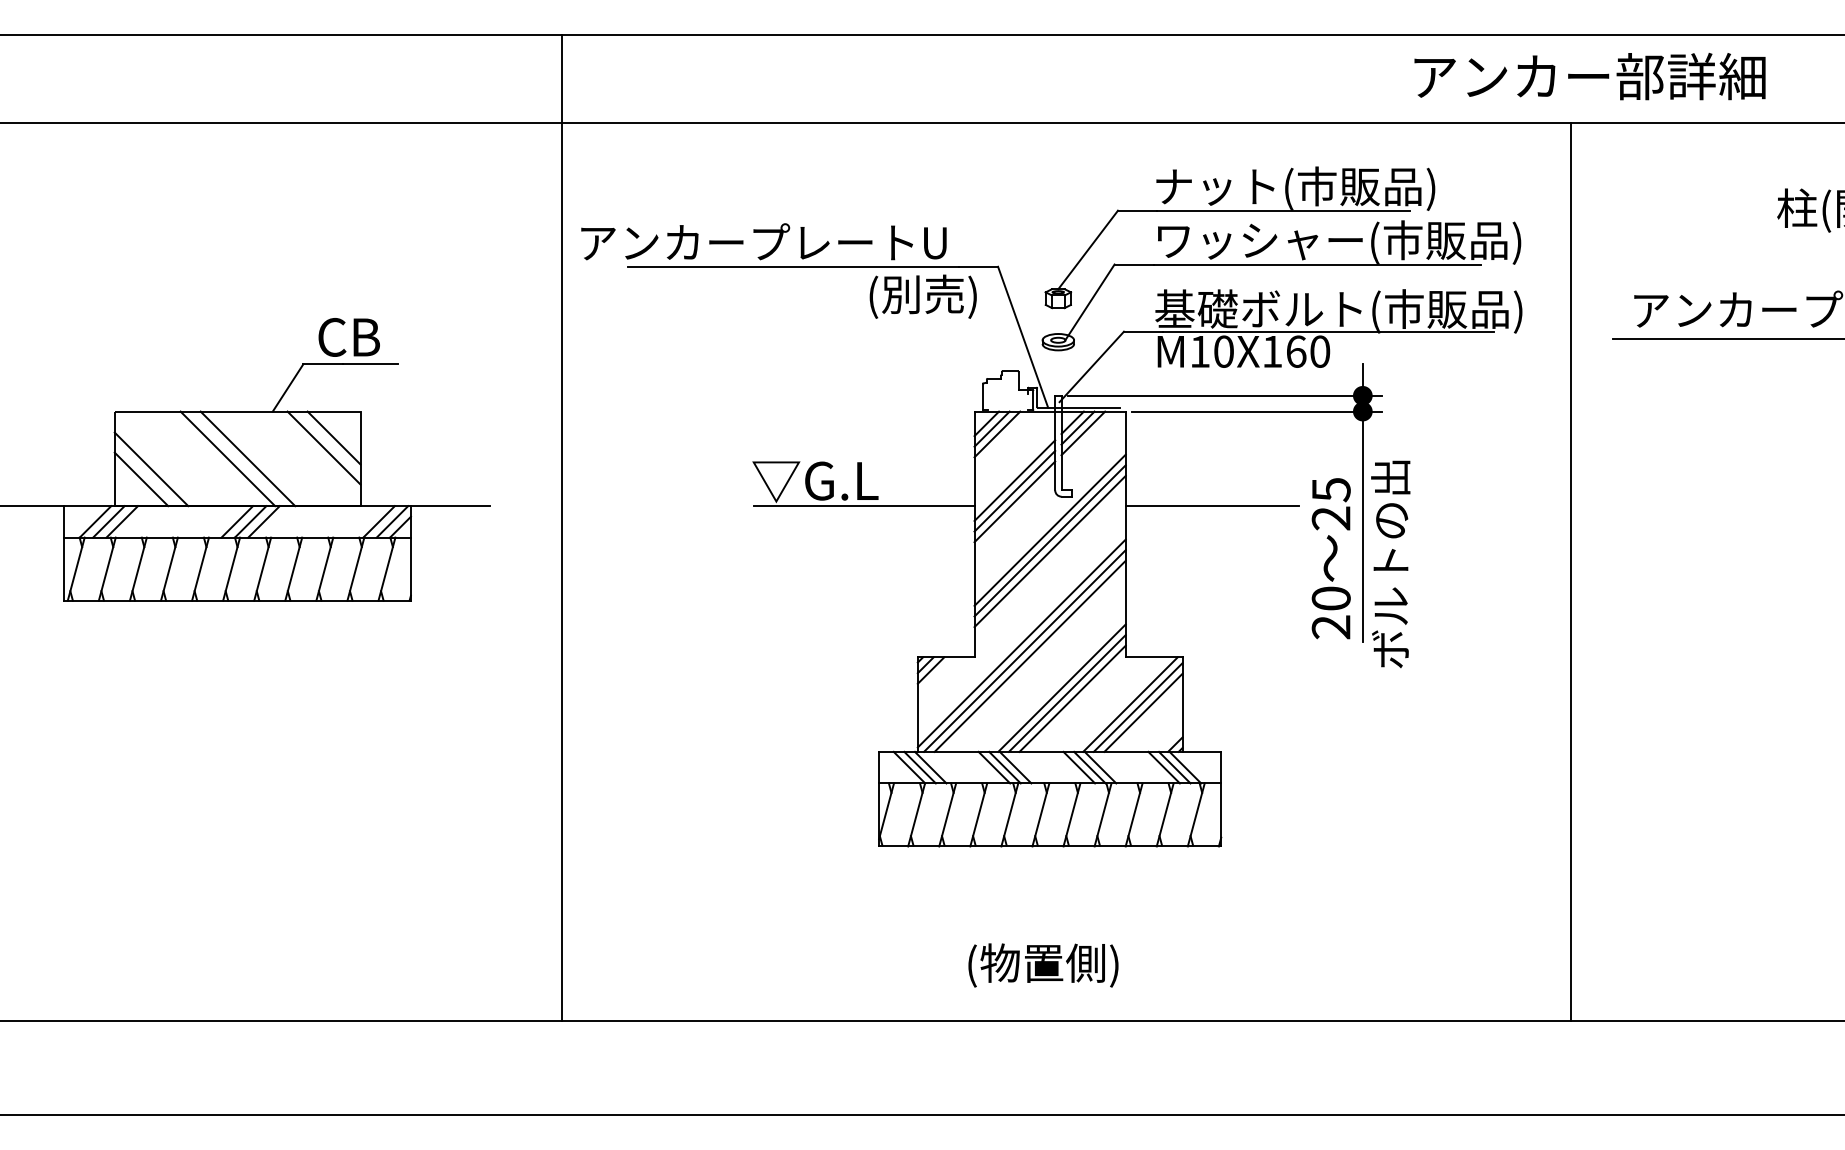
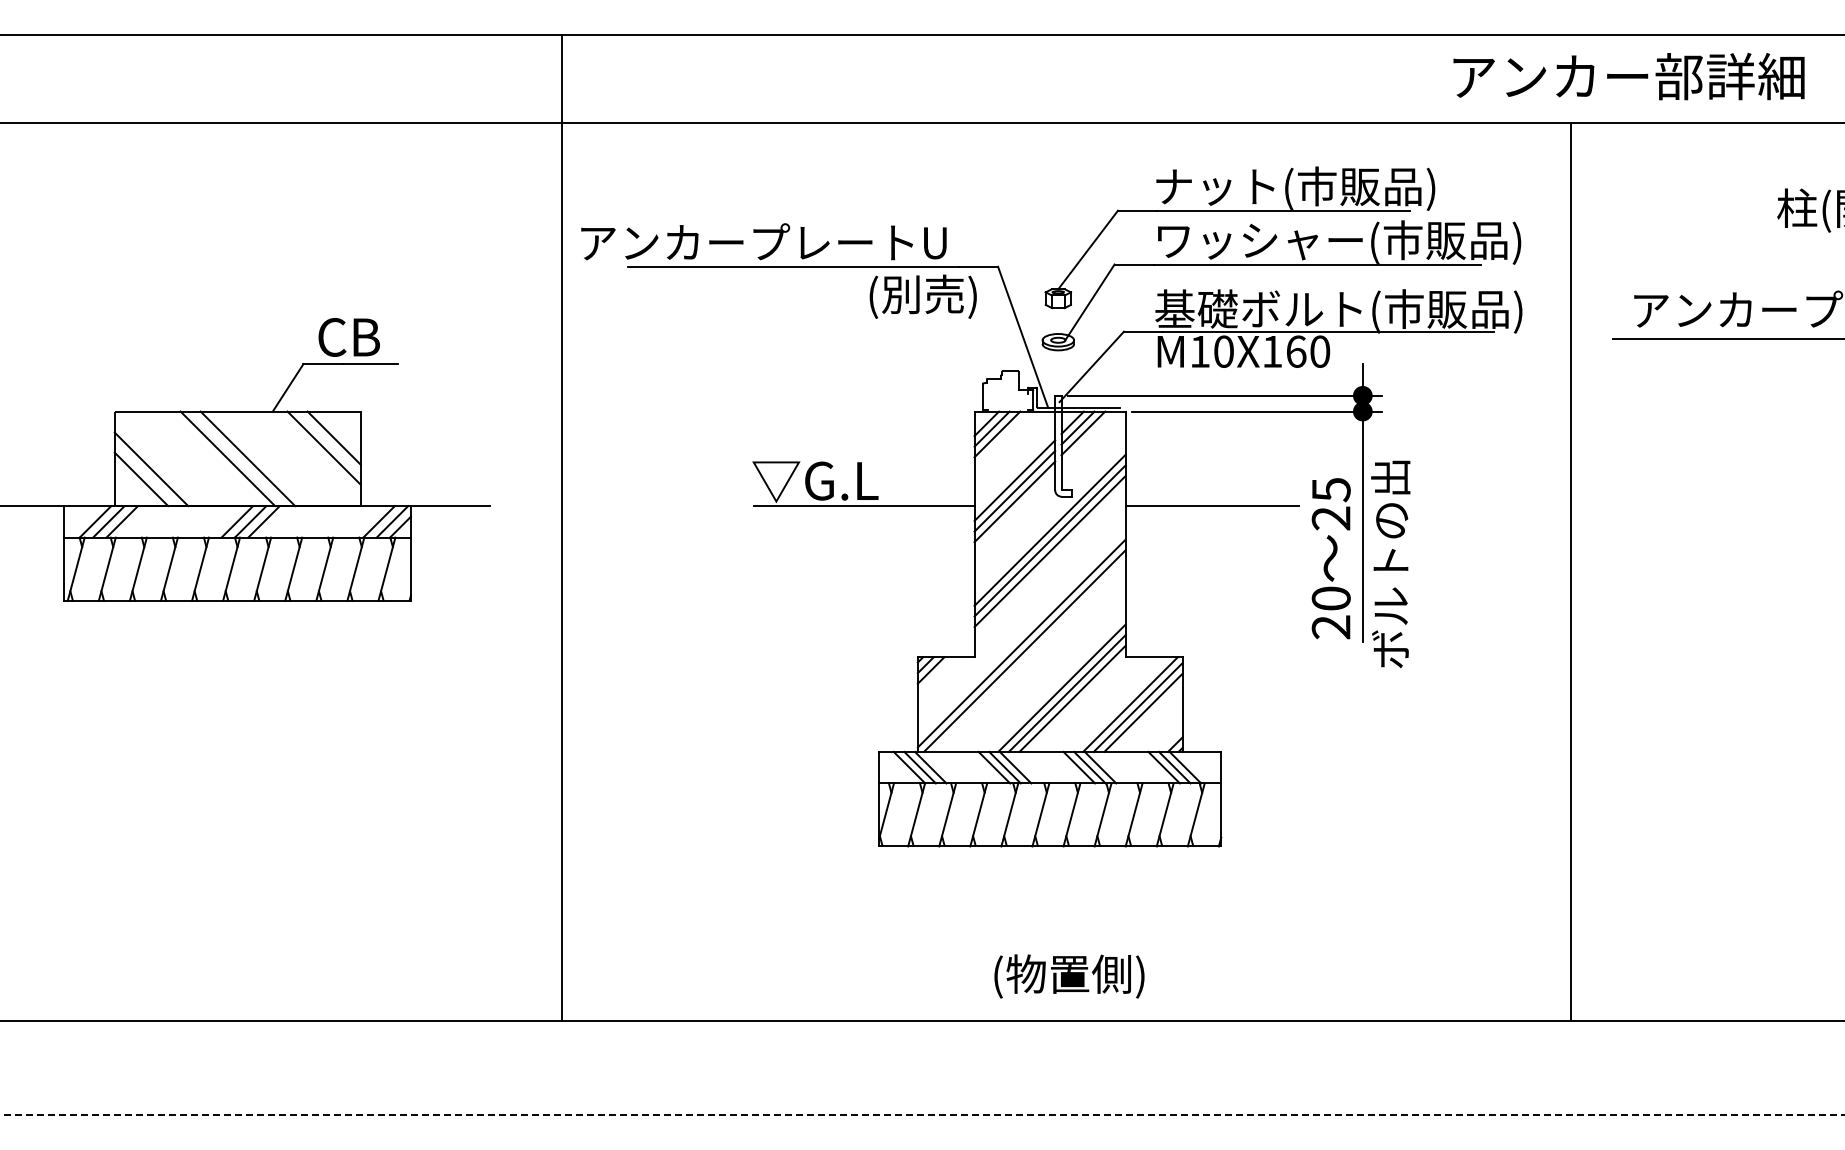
text position: (1589, 76) -> (1628, 76) (1628, 76)
line: present -> none (1029, 655)
text position: (1043, 965) -> (1069, 976) (1069, 976)
line: solid -> dashed (923, 1115)
